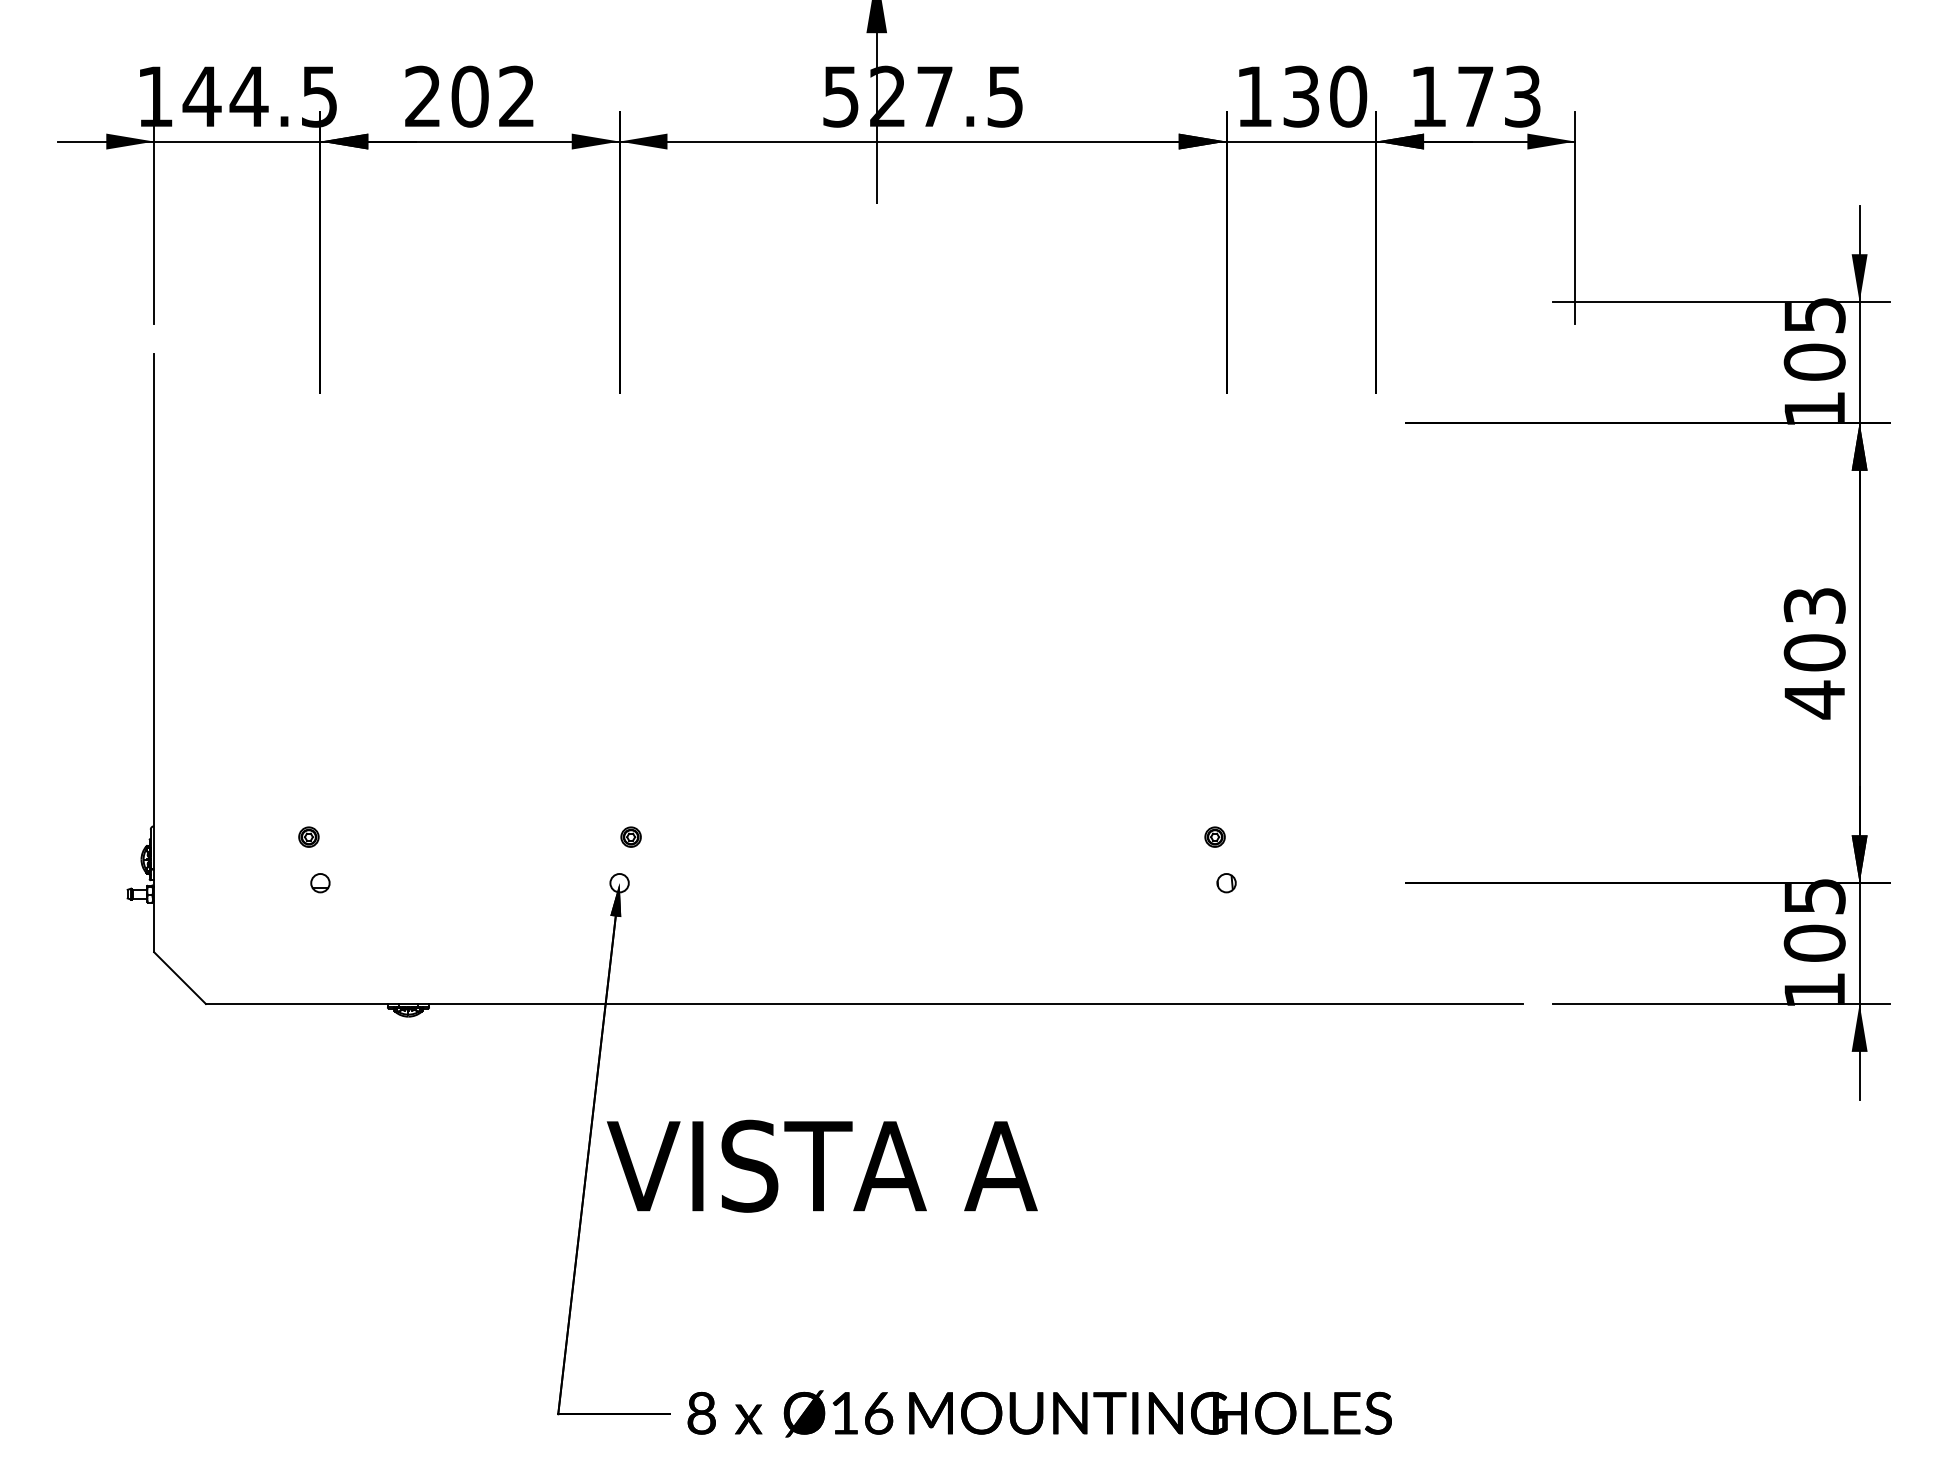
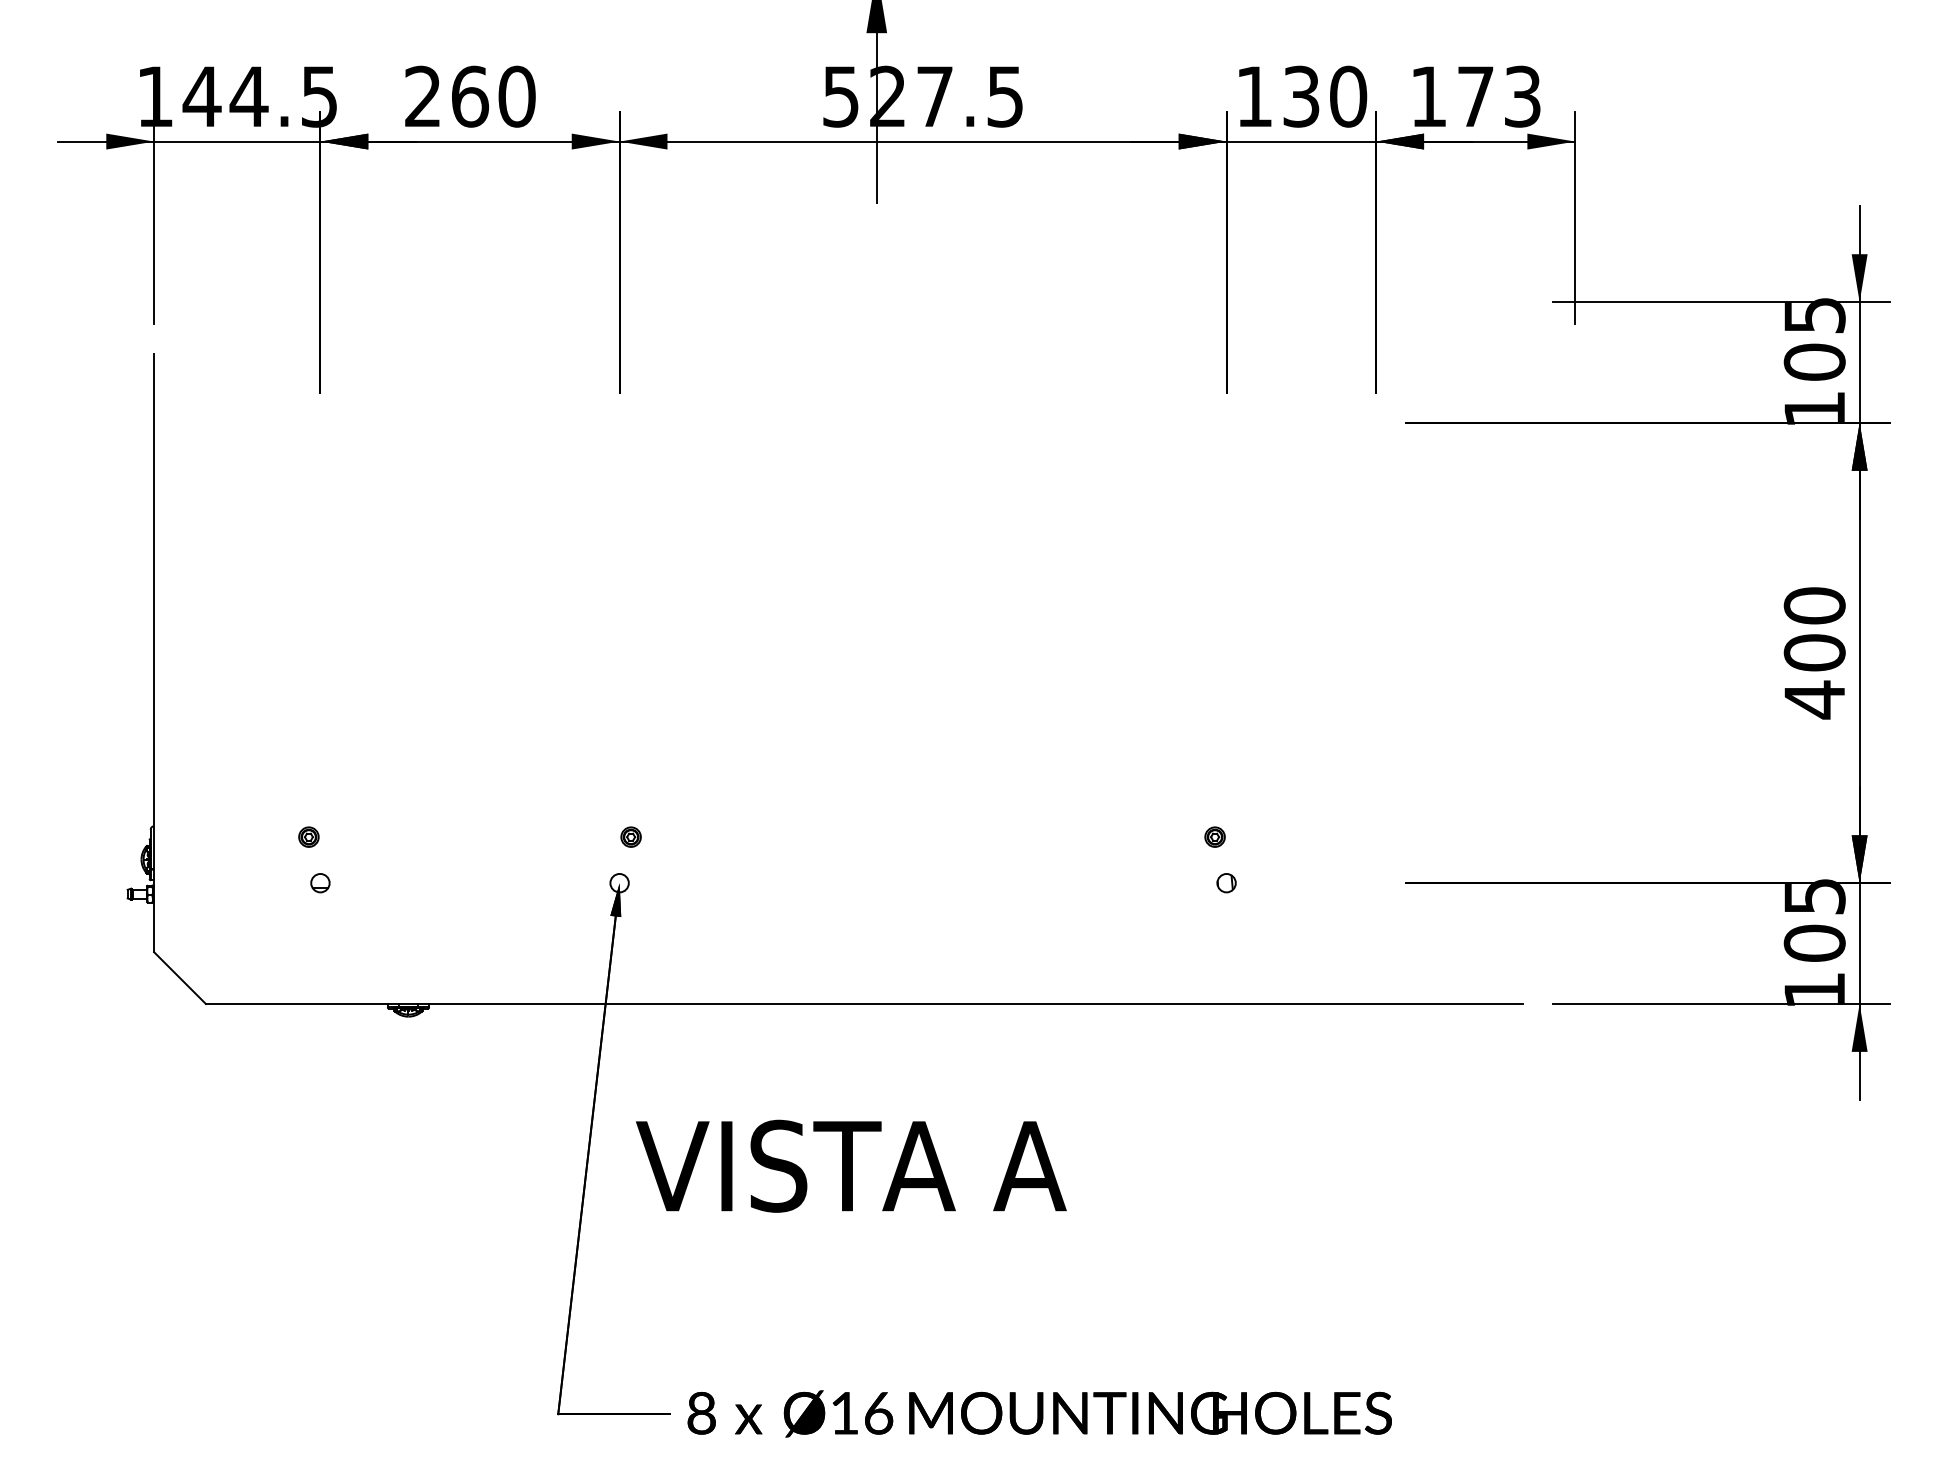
text: 202 -> 260 (493, 96)
text: 403 -> 400 (1814, 605)
text position: (822, 1165) -> (851, 1165) (851, 1165)
